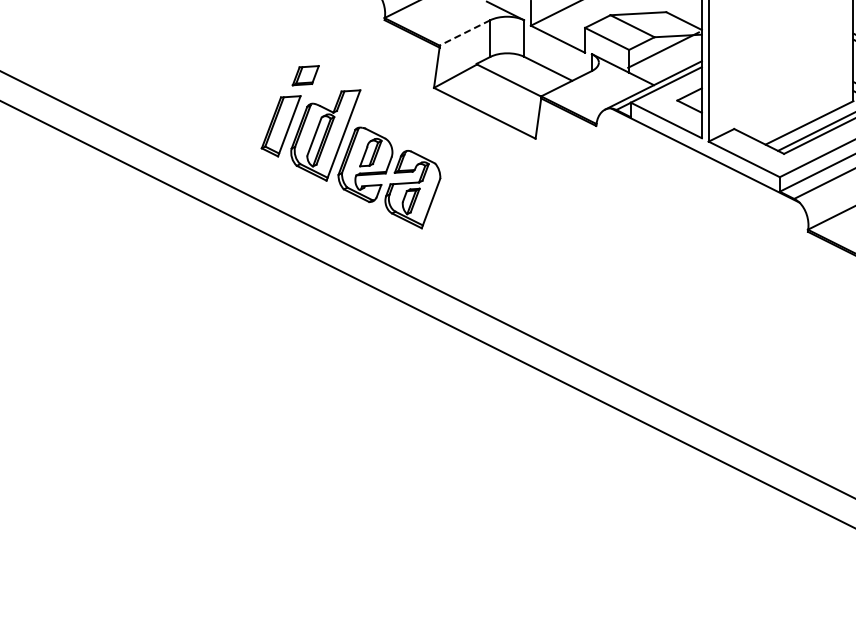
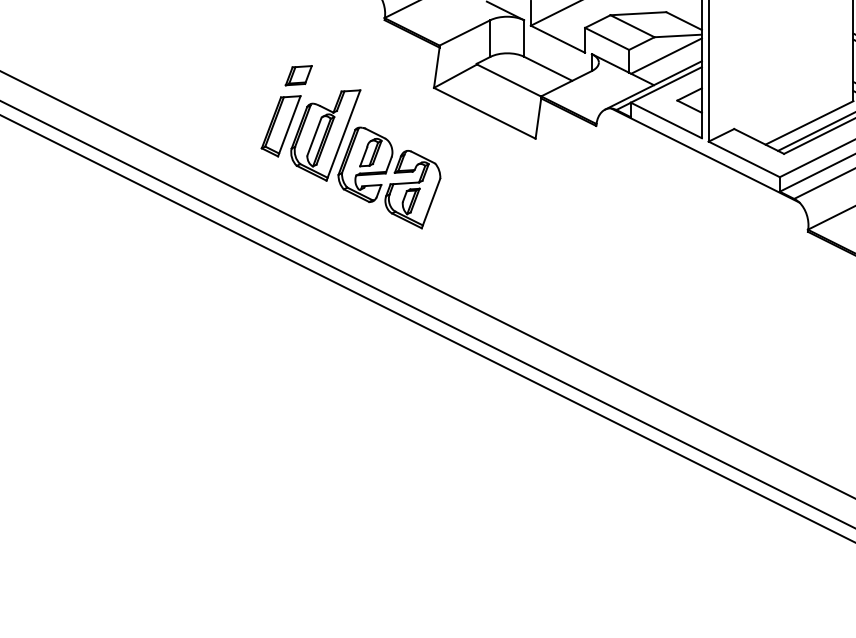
line: dashed -> solid (464, 33)
line position: (663, 49) -> (666, 55) (666, 55)
part position: (305, 75) -> (298, 75) (298, 75)
line: none -> present (427, 328)
